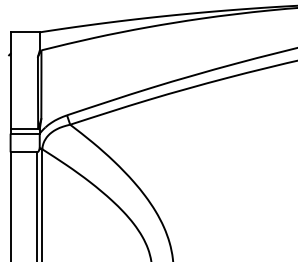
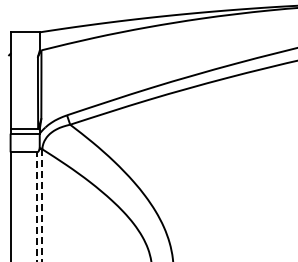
line: solid -> dashed (42, 205)
line: solid -> dashed (36, 206)
